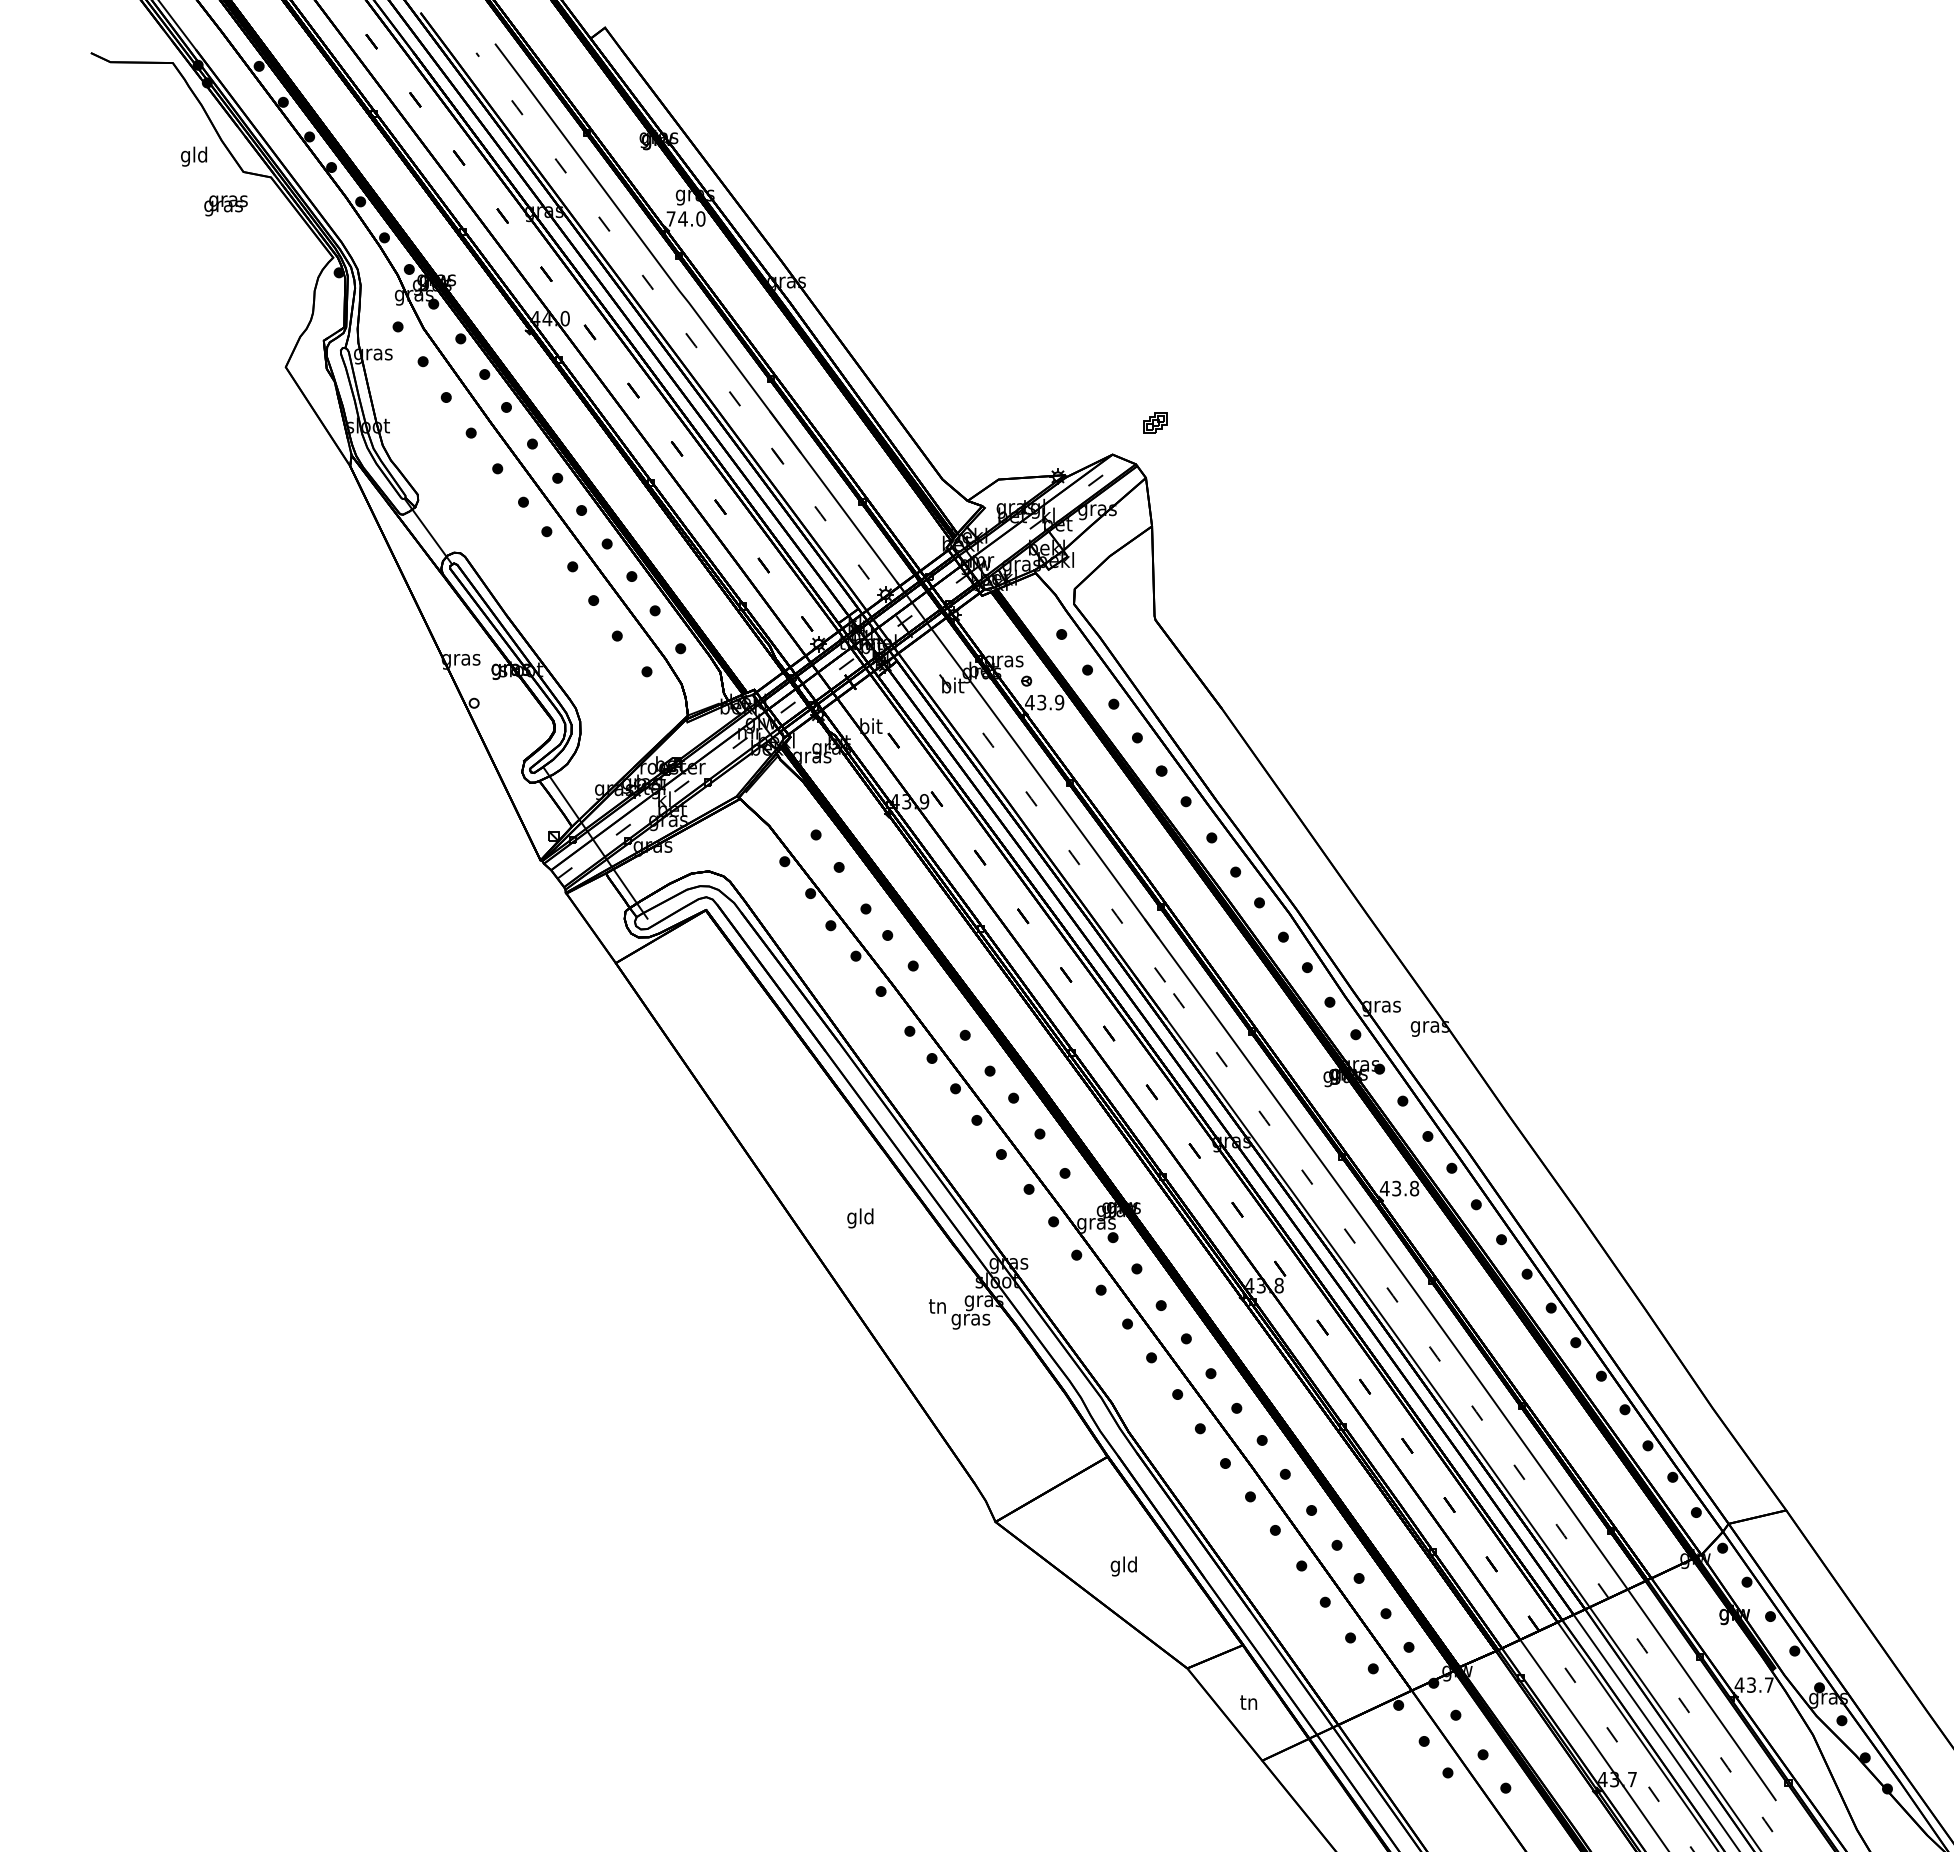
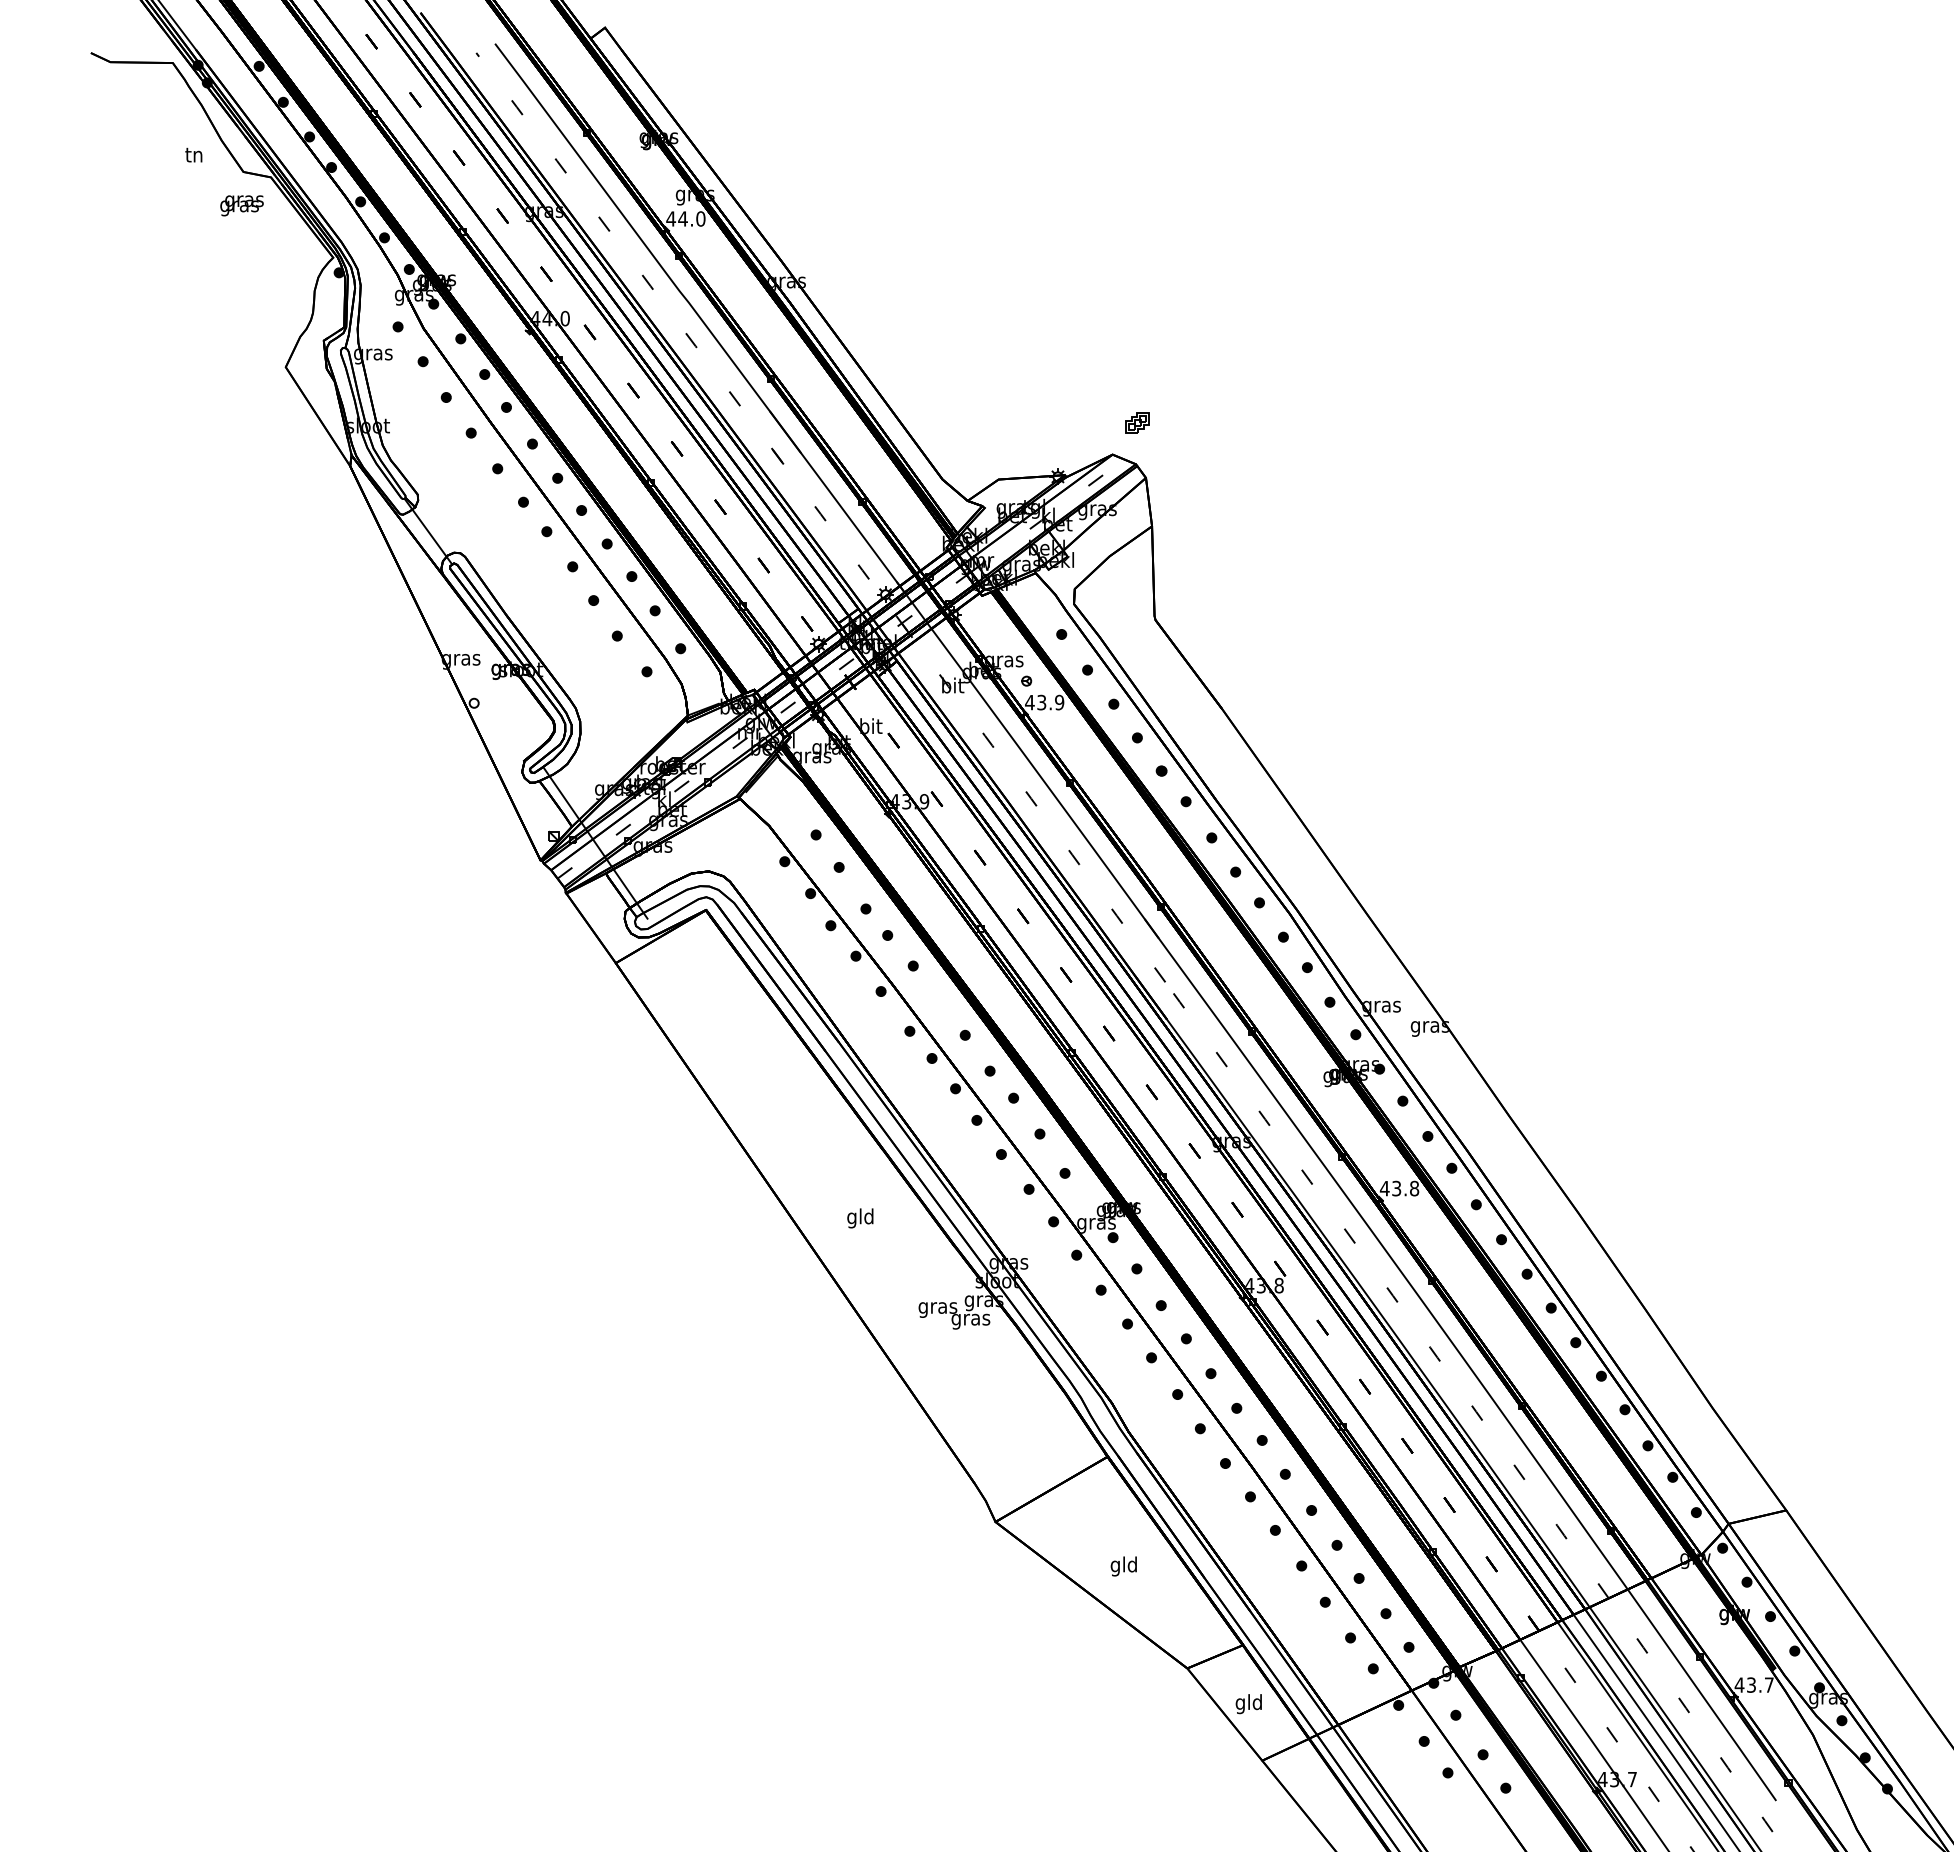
text: gld -> tn (194, 156)
text position: (225, 205) -> (241, 205) (241, 205)
text: 74.0 -> 44.0 (671, 218)
part position: (1155, 422) -> (1137, 422) (1137, 422)
text: tn -> gras (937, 1308)
text: tn -> gld (1248, 1704)
